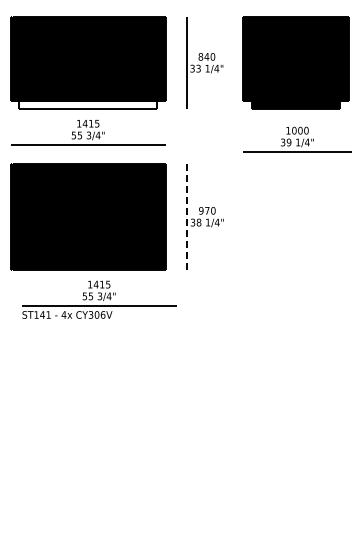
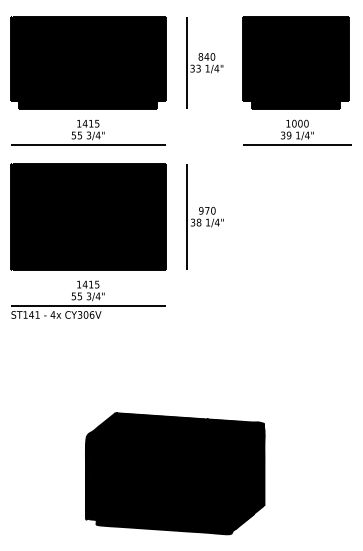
fill: none -> present (88, 104)
part position: (297, 139) -> (297, 132) (297, 132)
line: dashed -> solid (187, 217)
part position: (99, 299) -> (88, 299) (88, 299)
part: none -> present (175, 473)
